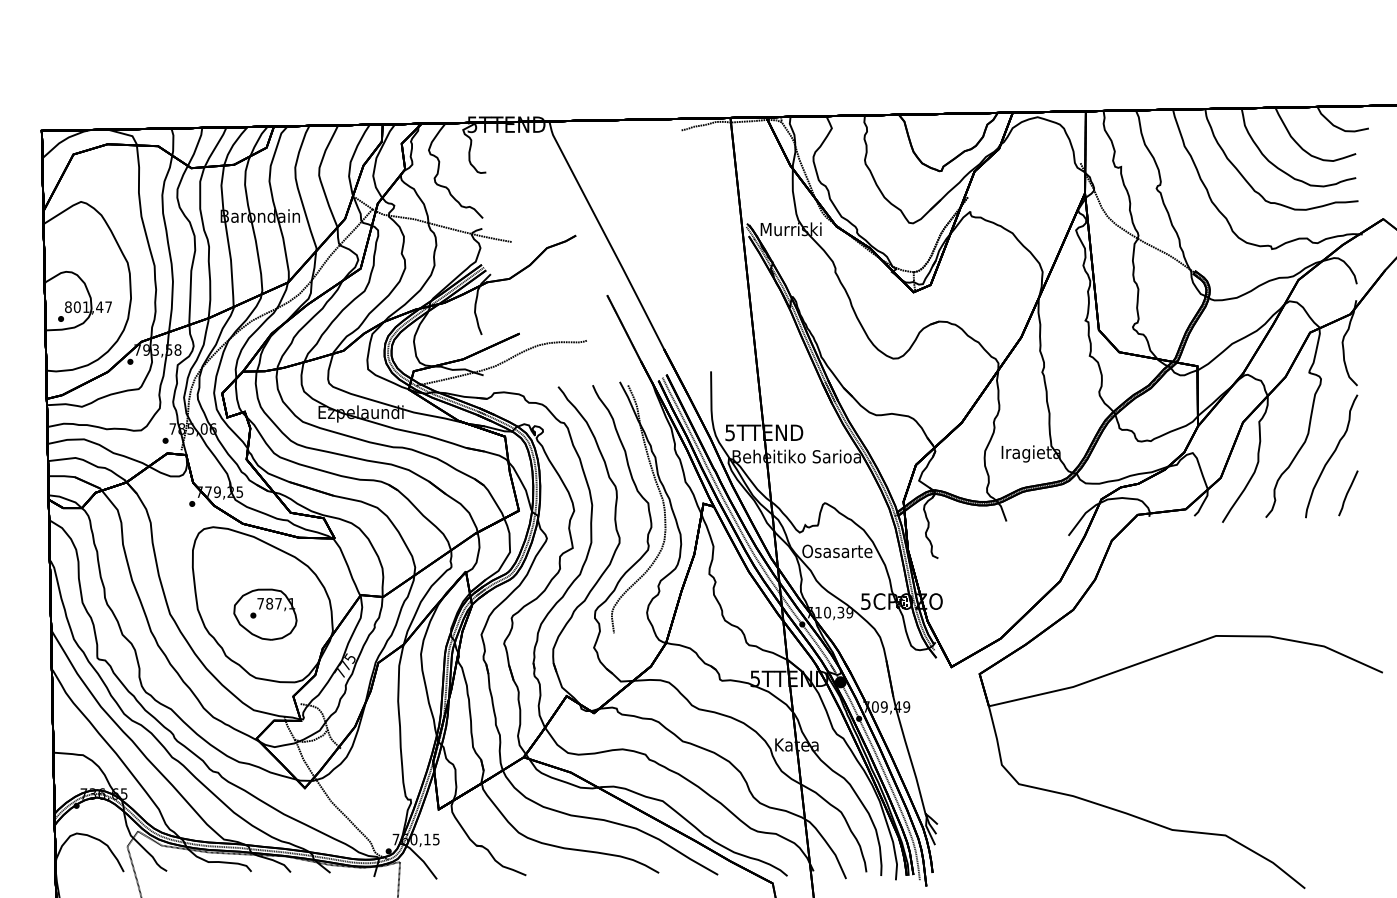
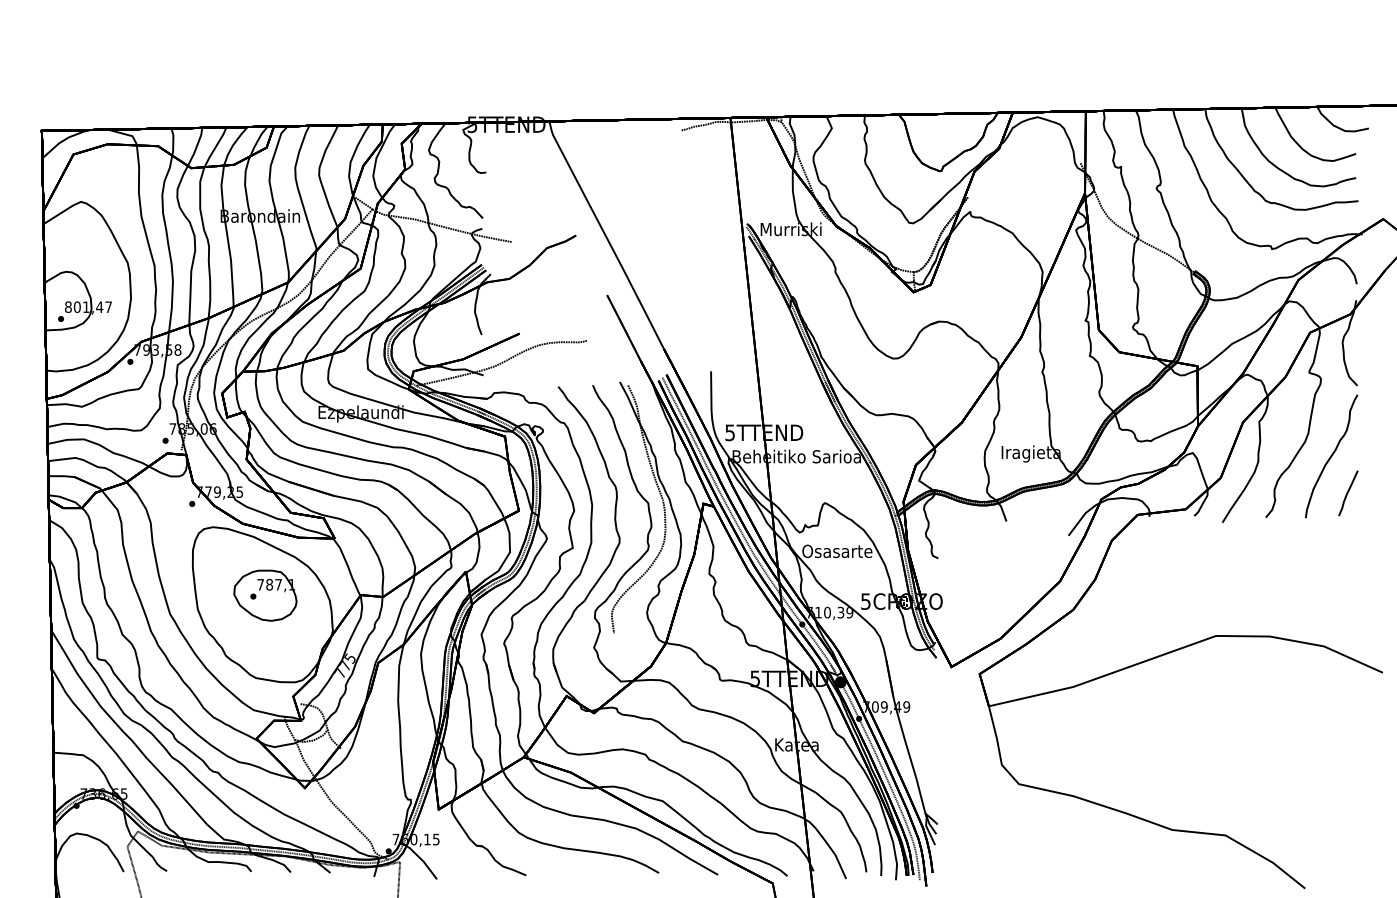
part position: (265, 614) -> (265, 595) (265, 595)
